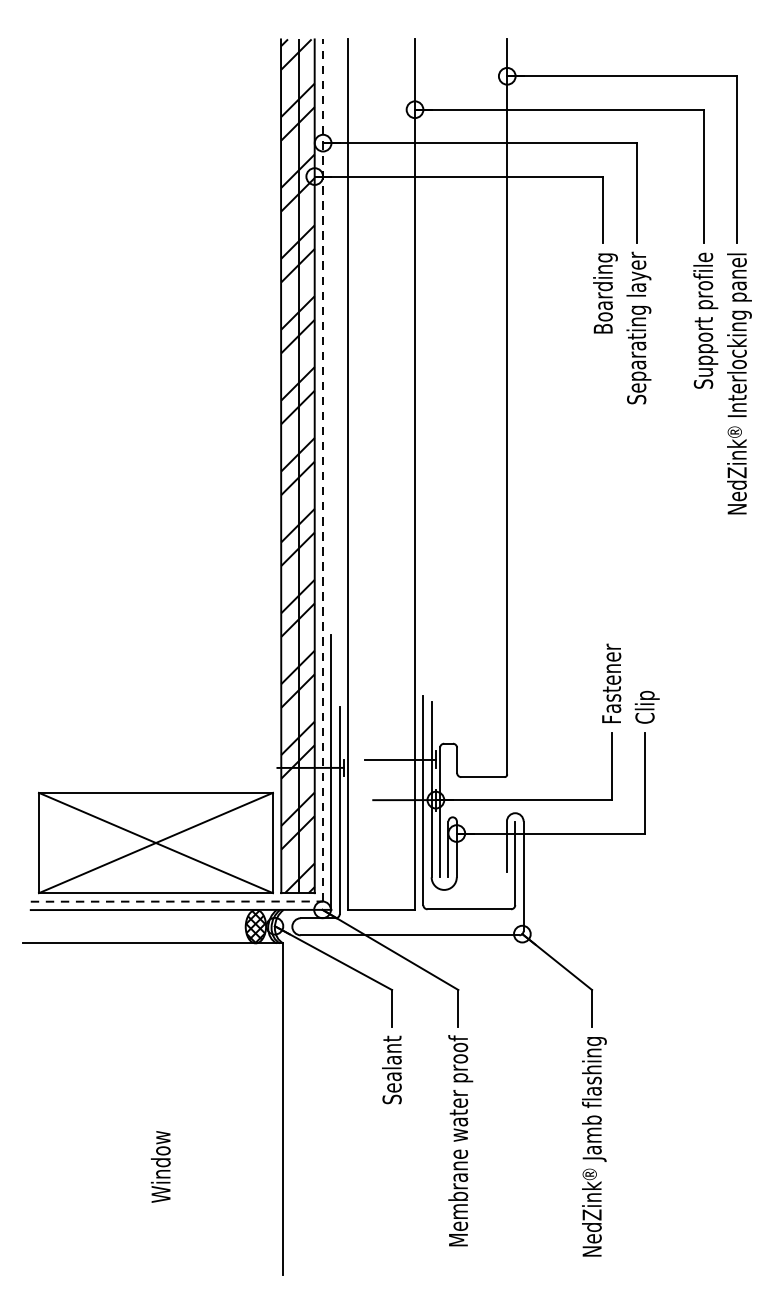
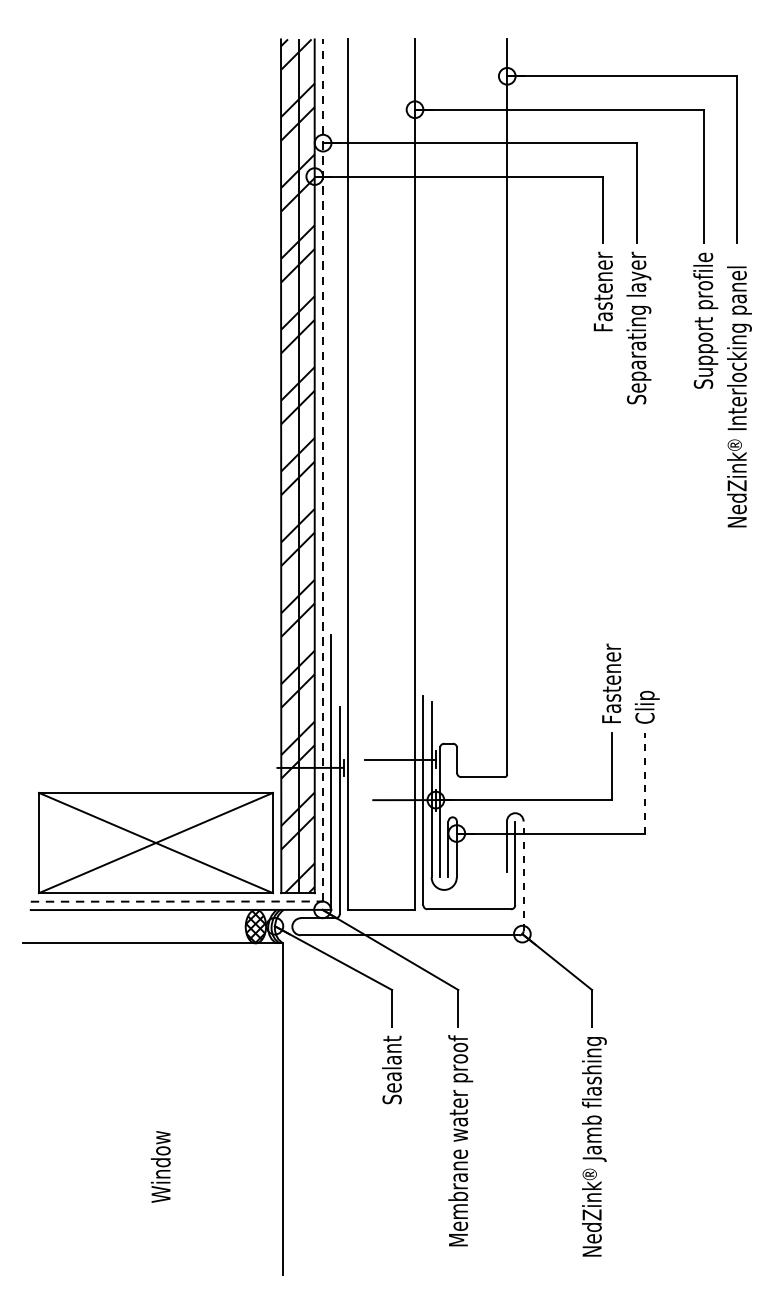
text: Boarding -> Fastener (605, 292)
text position: (739, 383) -> (739, 396) (739, 396)
line: solid -> dashed (645, 782)
line: solid -> dashed (523, 876)
